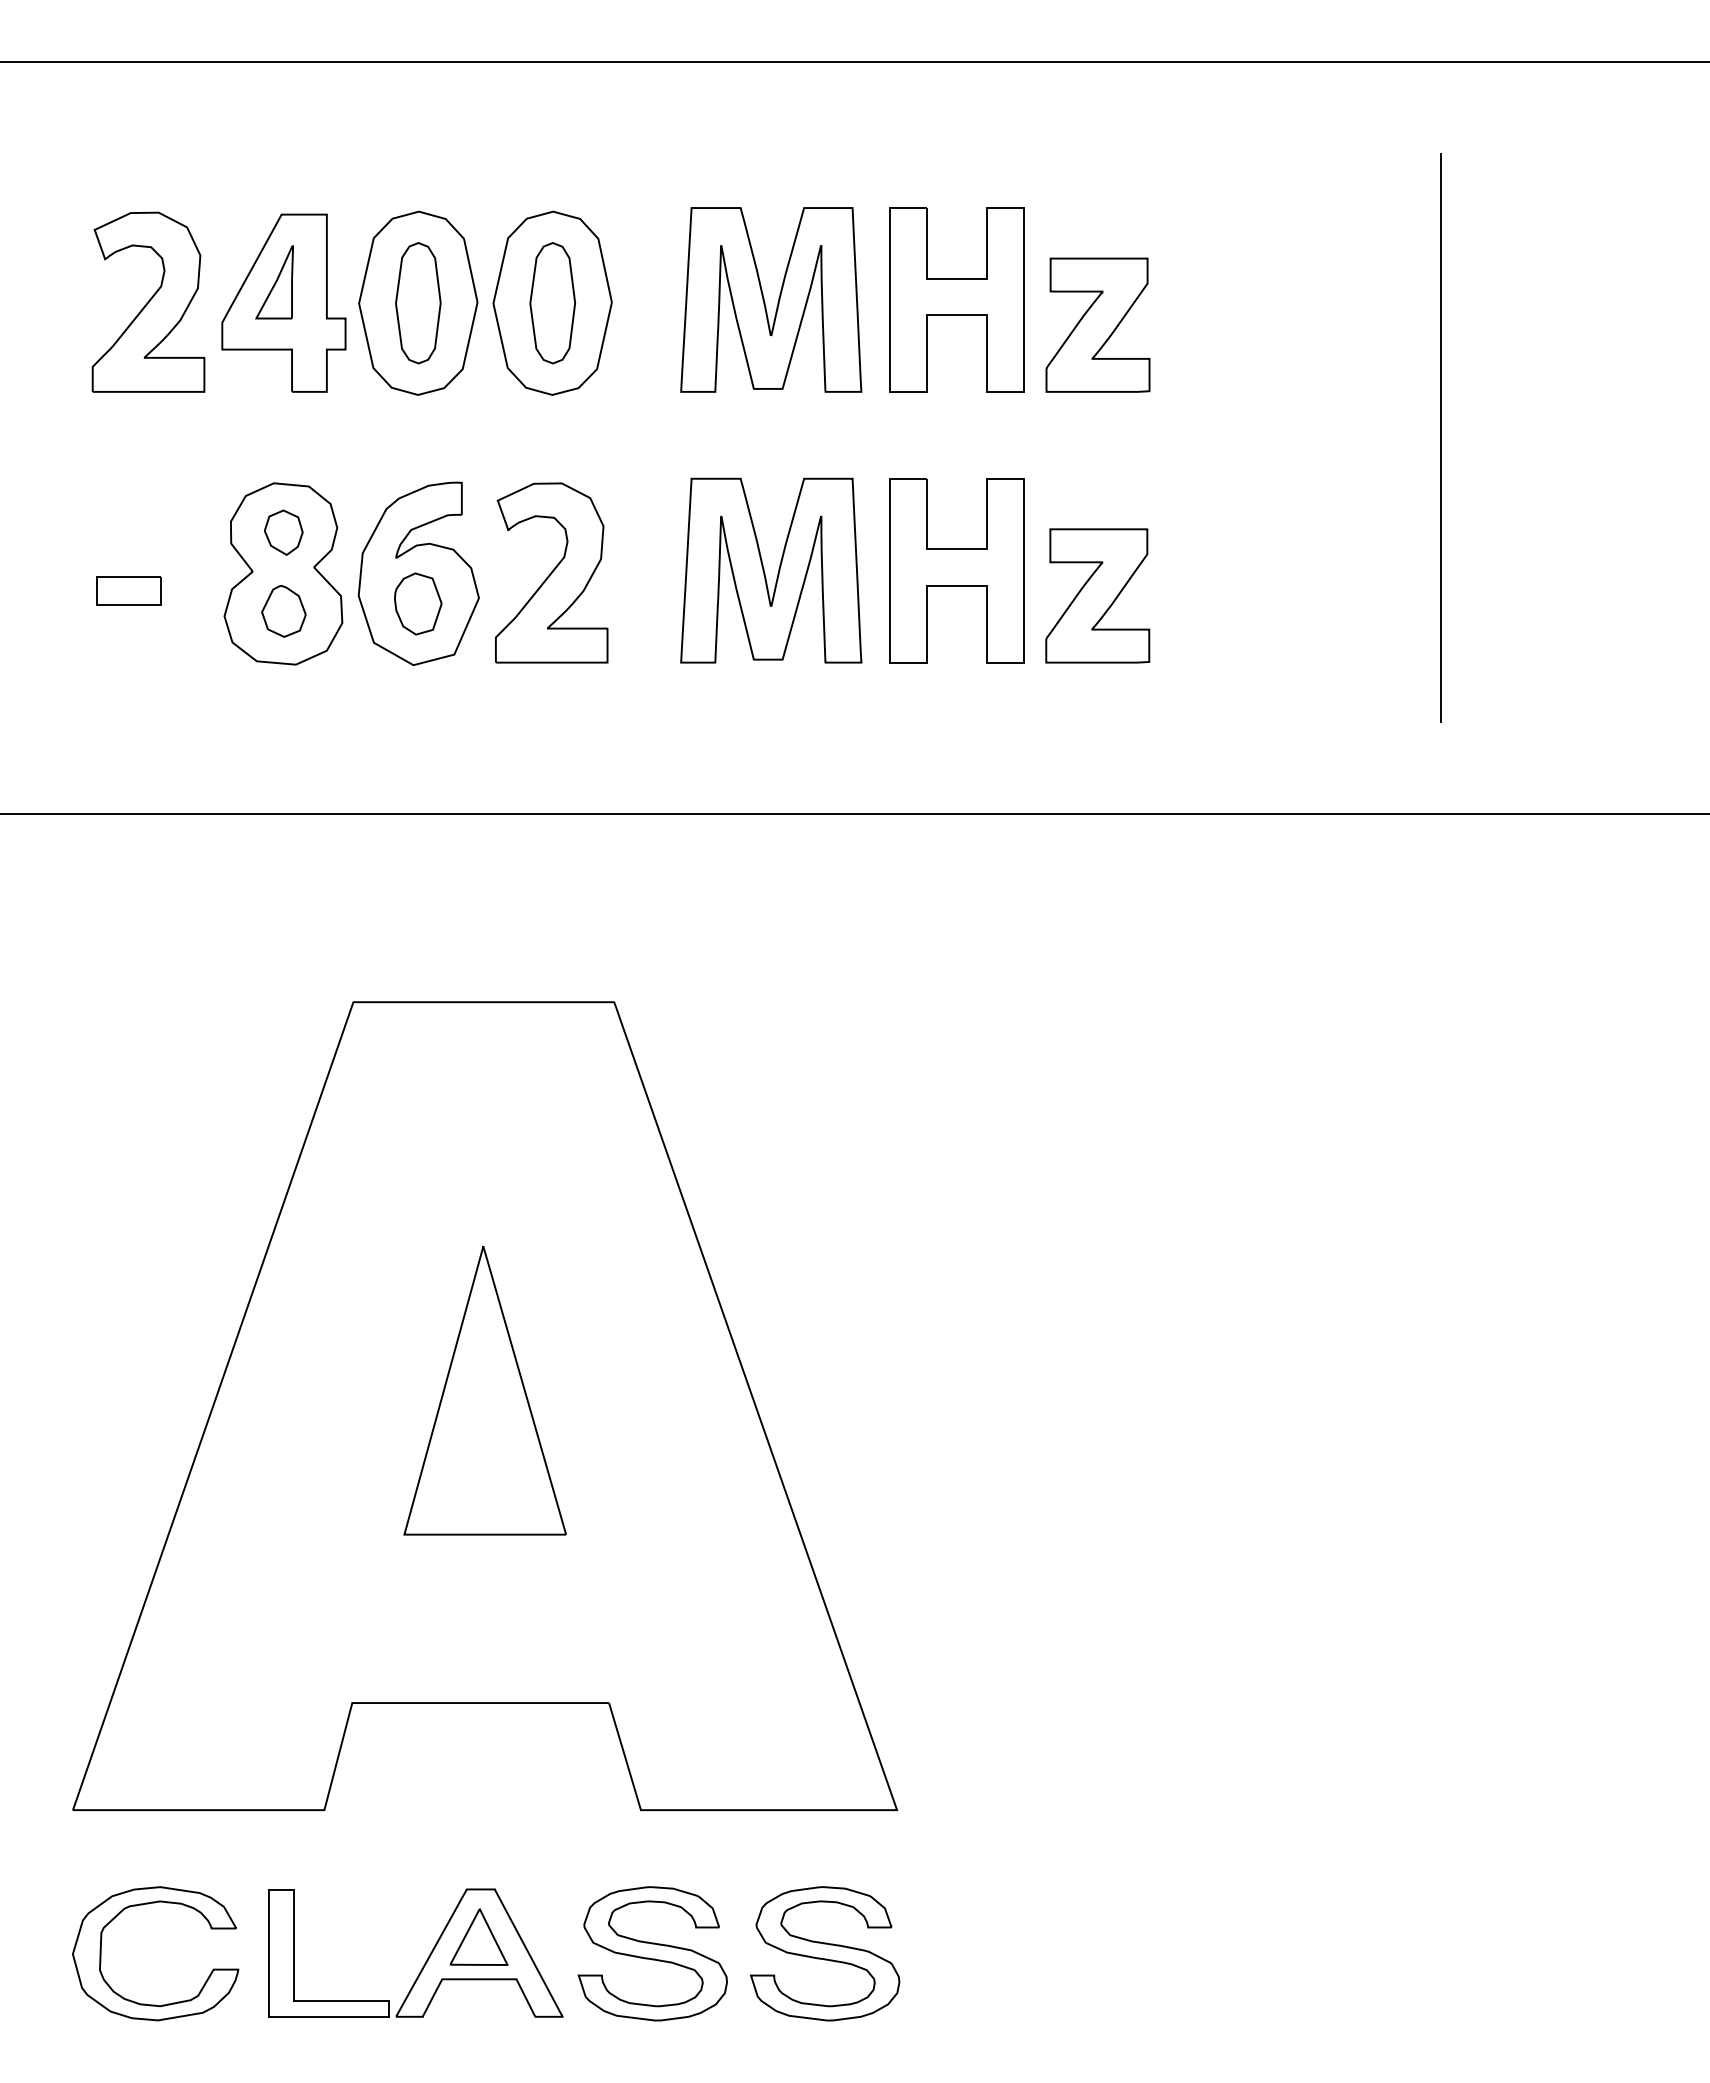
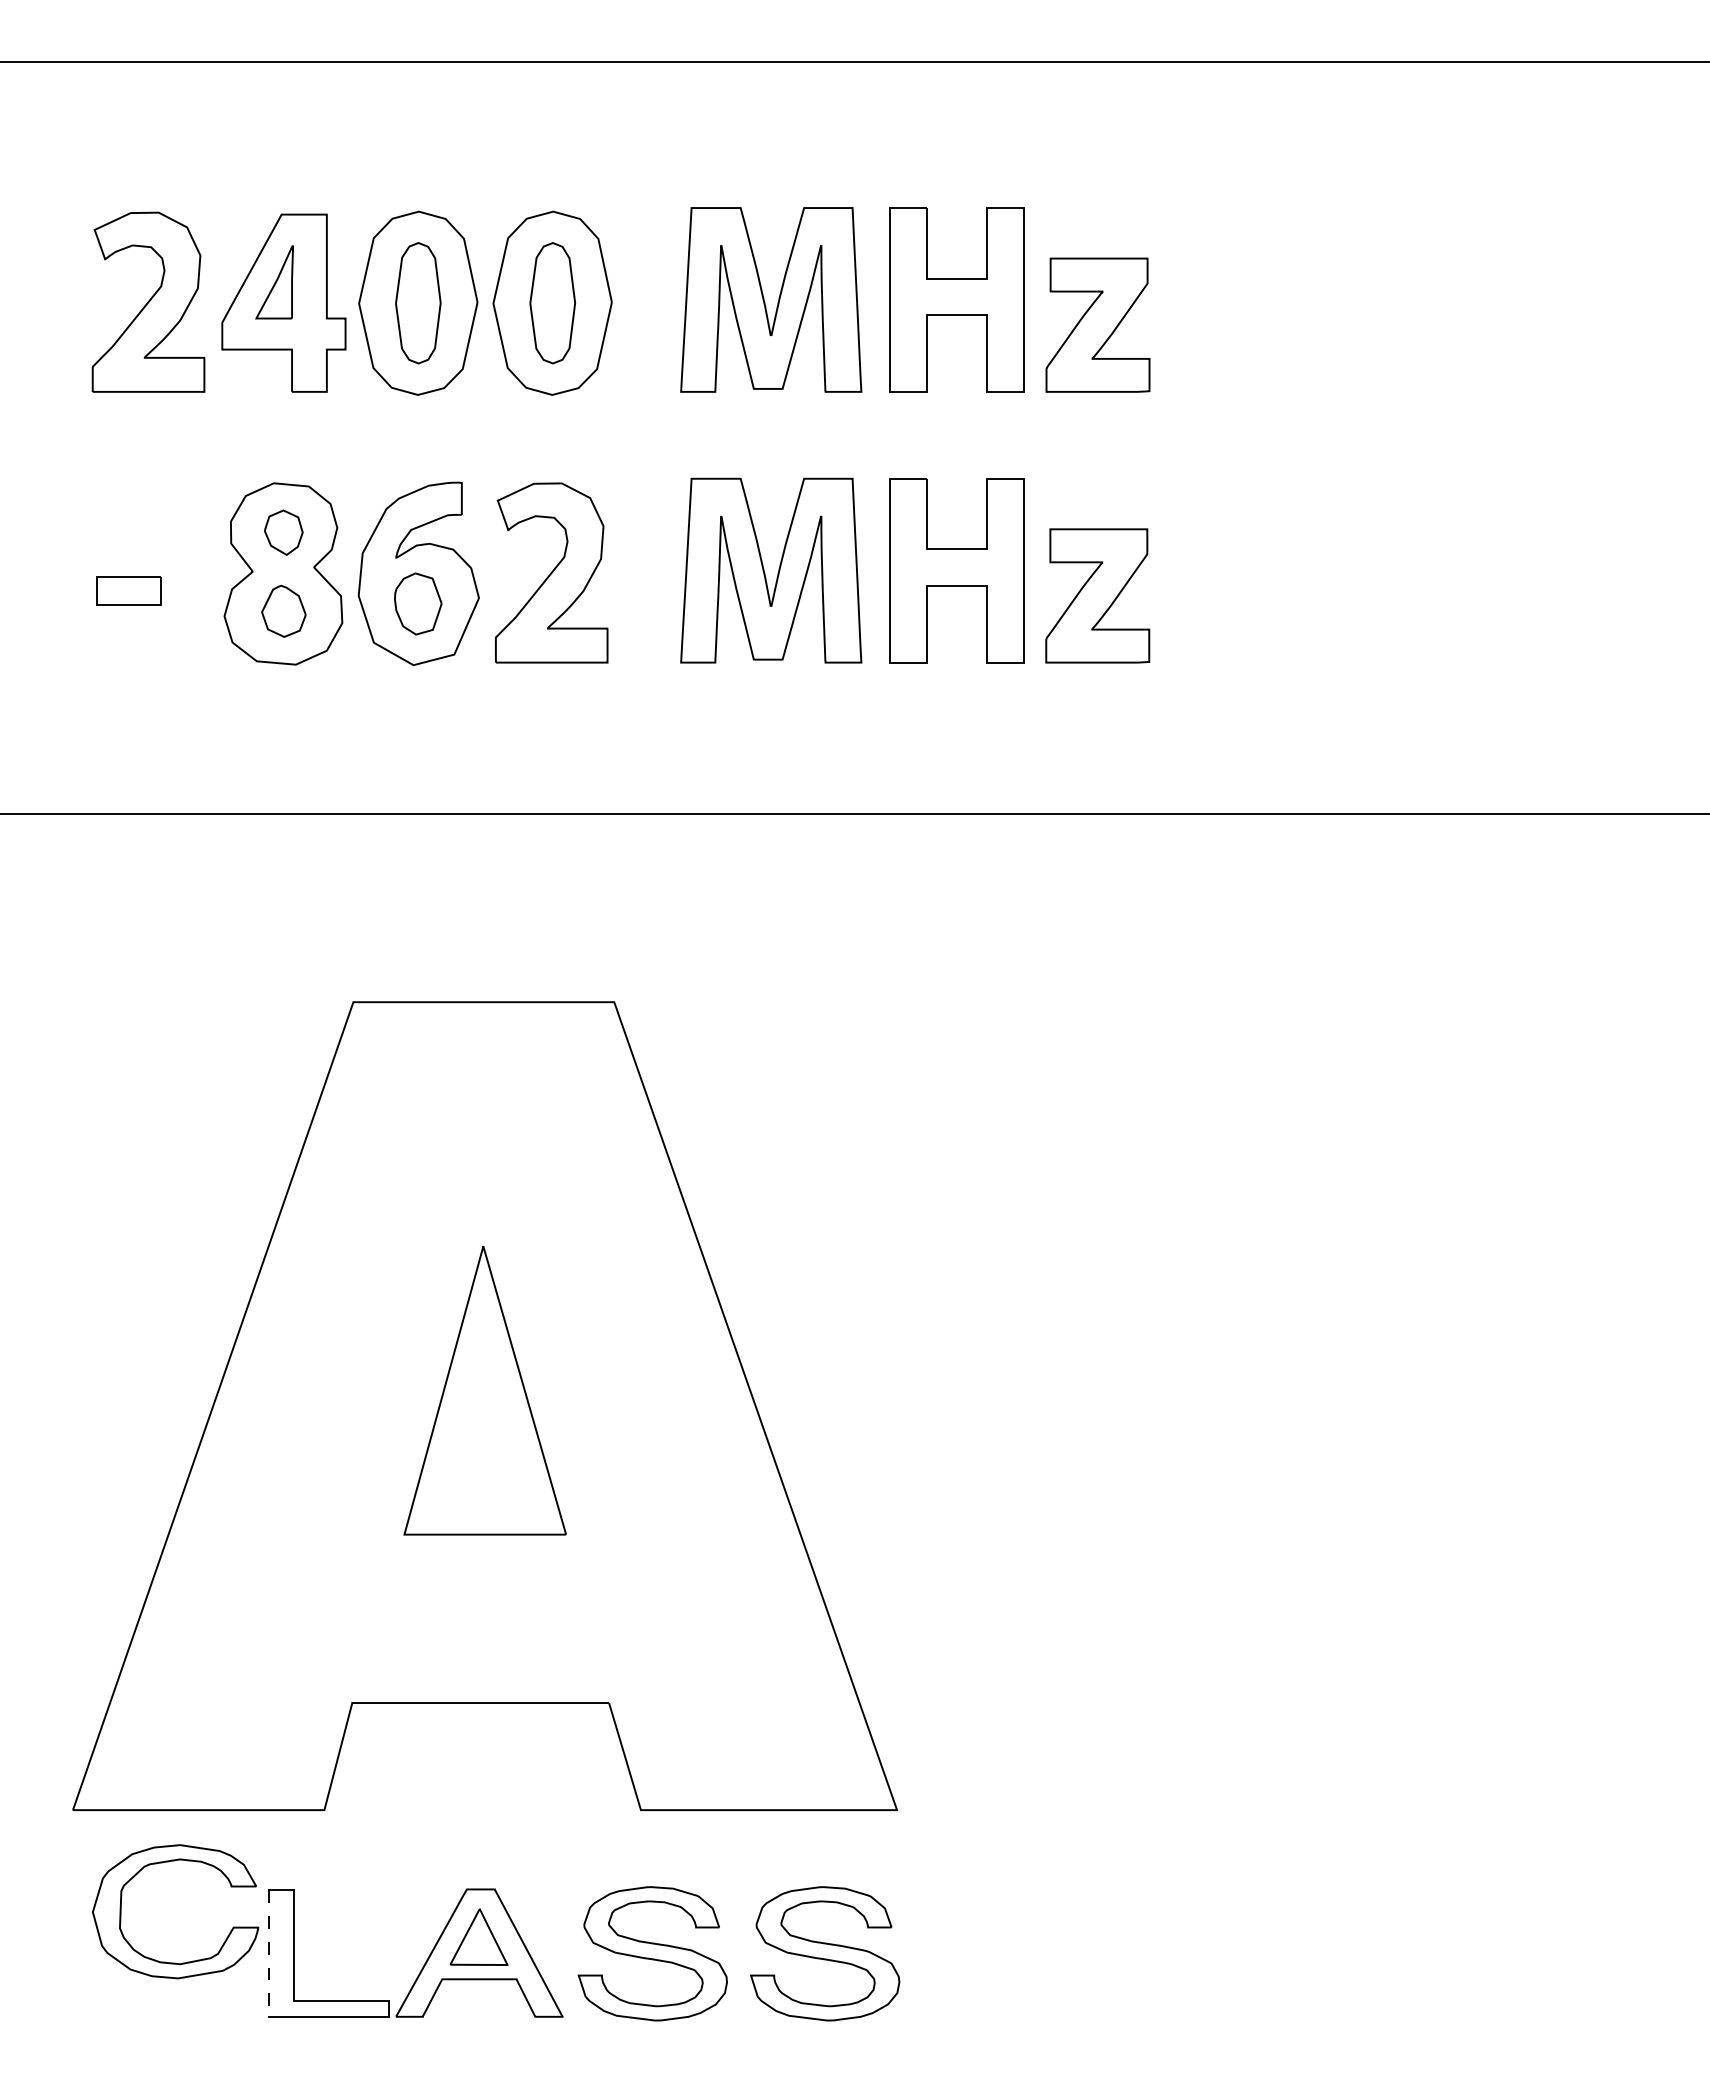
line: present -> none (1441, 437)
part position: (148, 1904) -> (168, 1862) (168, 1862)
line: solid -> dashed (269, 1953)
